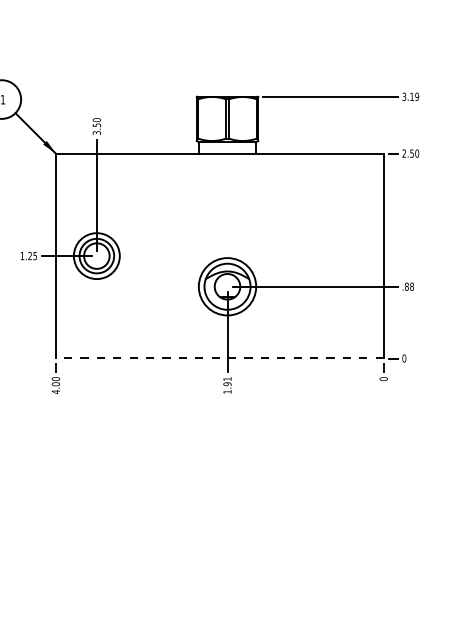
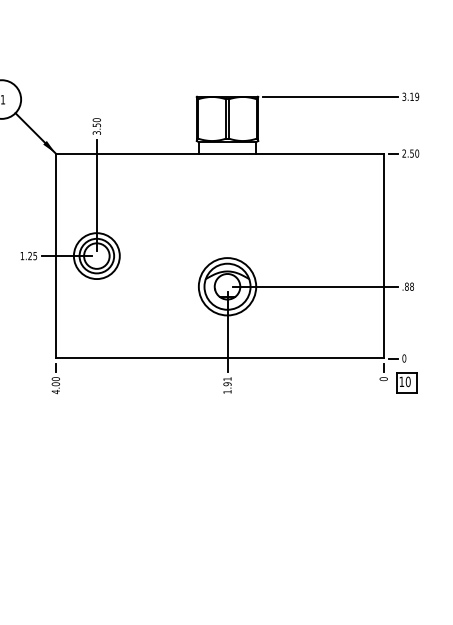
line: dashed -> solid (219, 358)
part: none -> present (406, 382)
